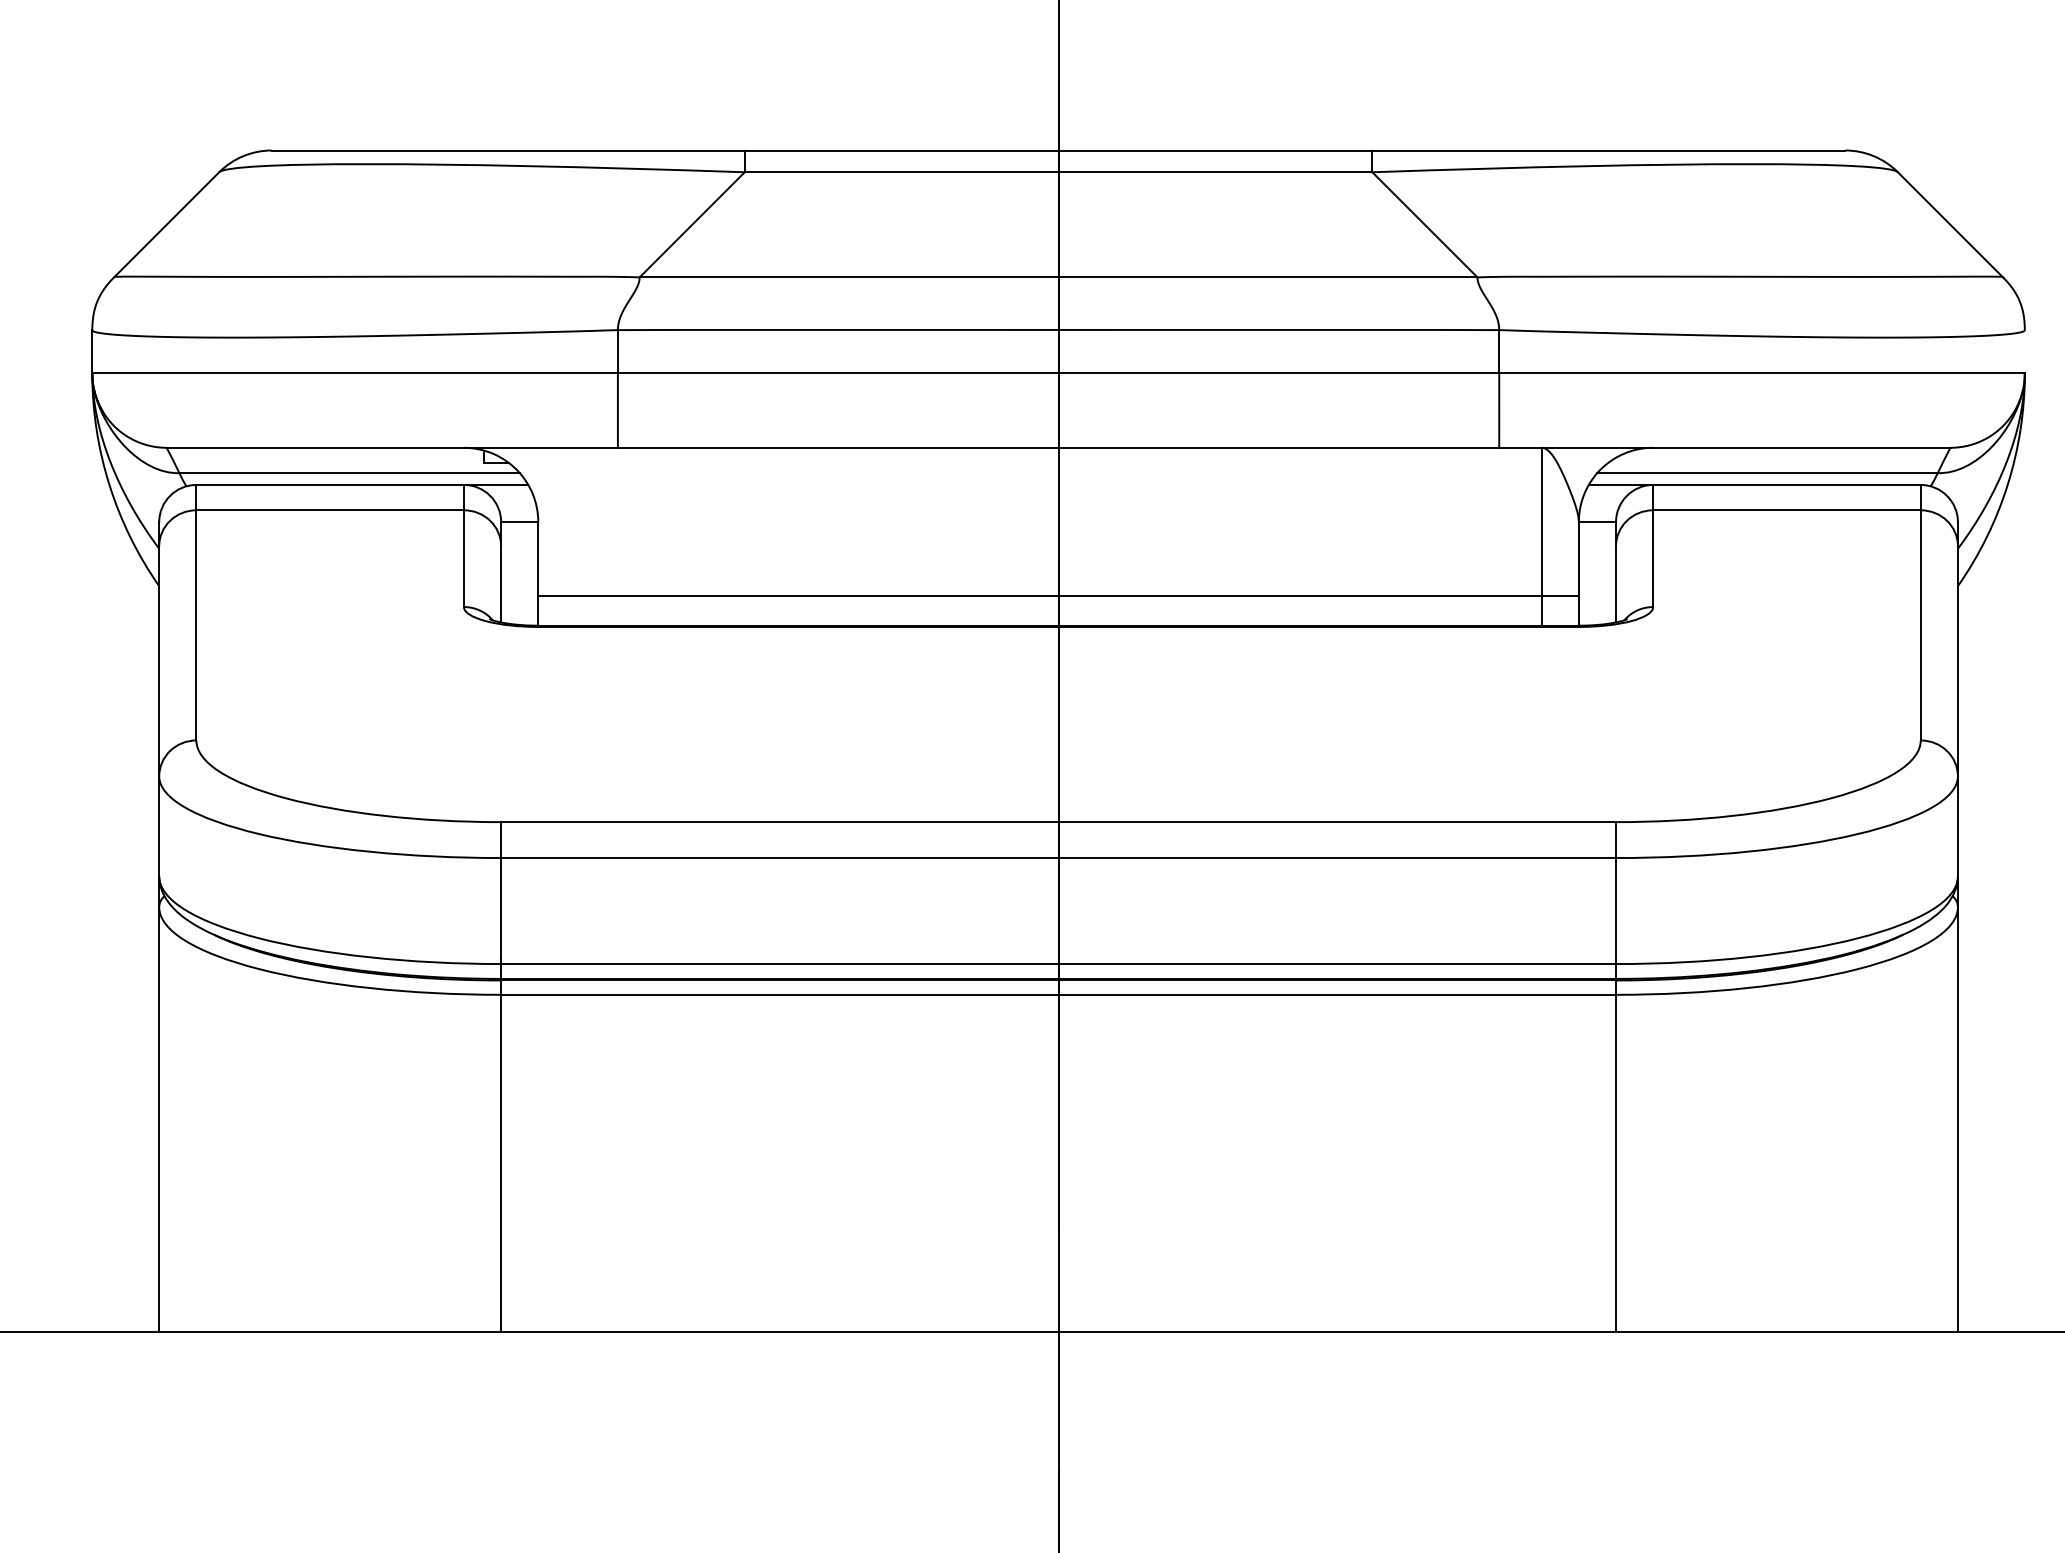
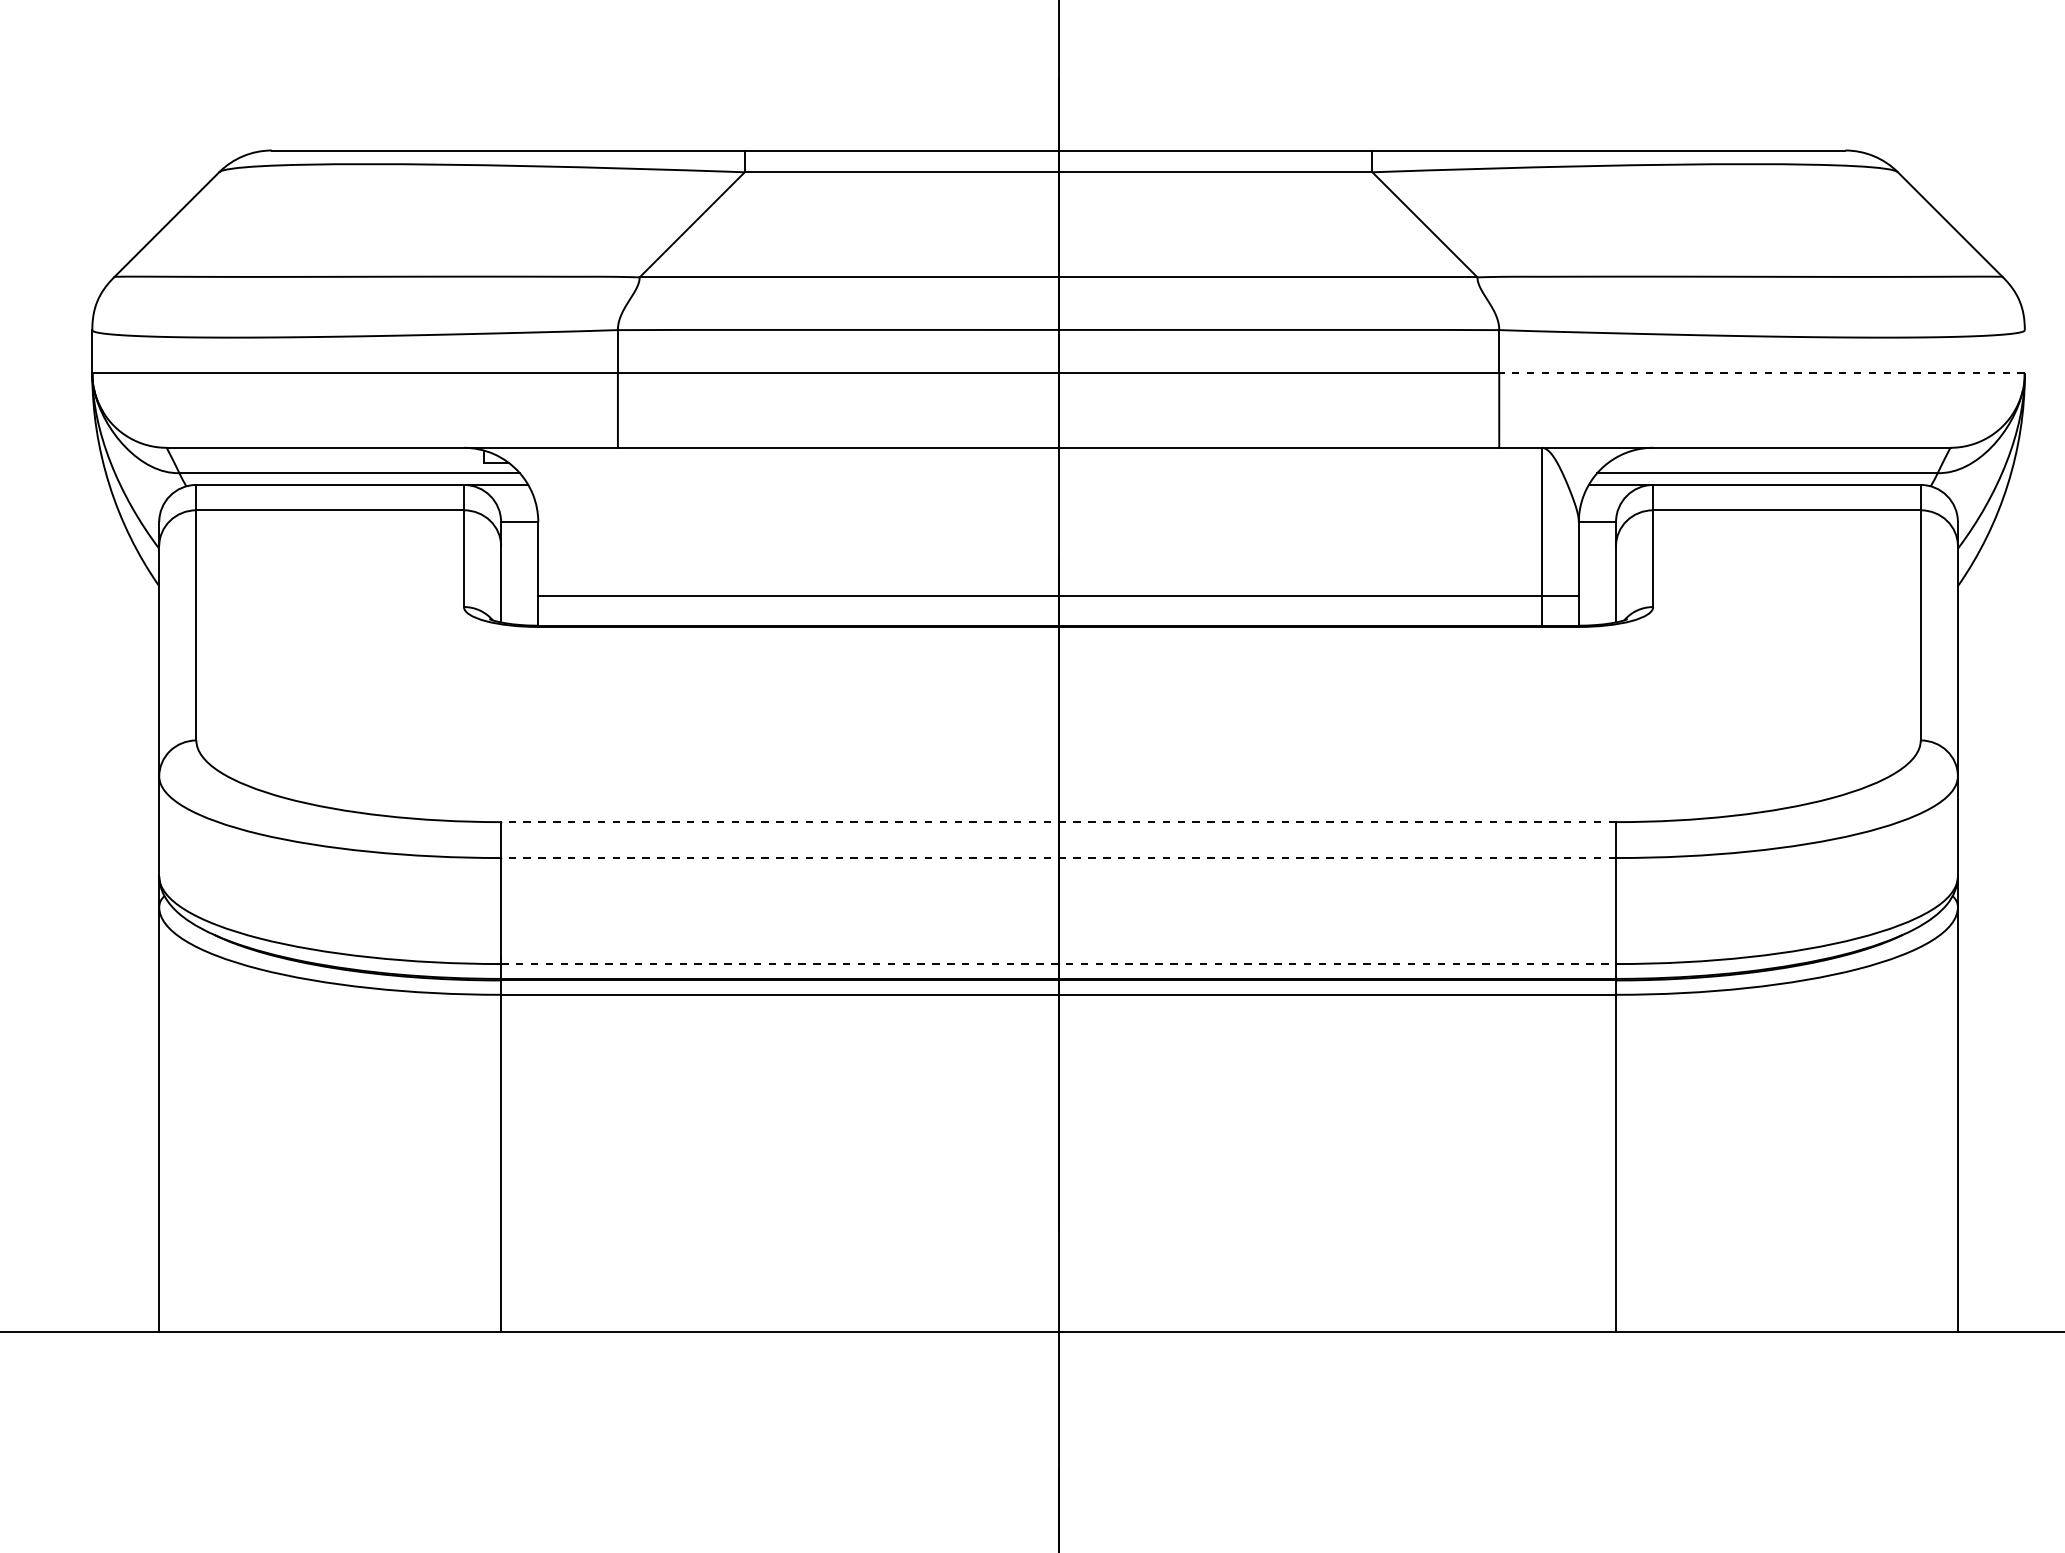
line: solid -> dashed (1762, 373)
line: solid -> dashed (1058, 822)
line: solid -> dashed (1058, 858)
line: solid -> dashed (1059, 964)
